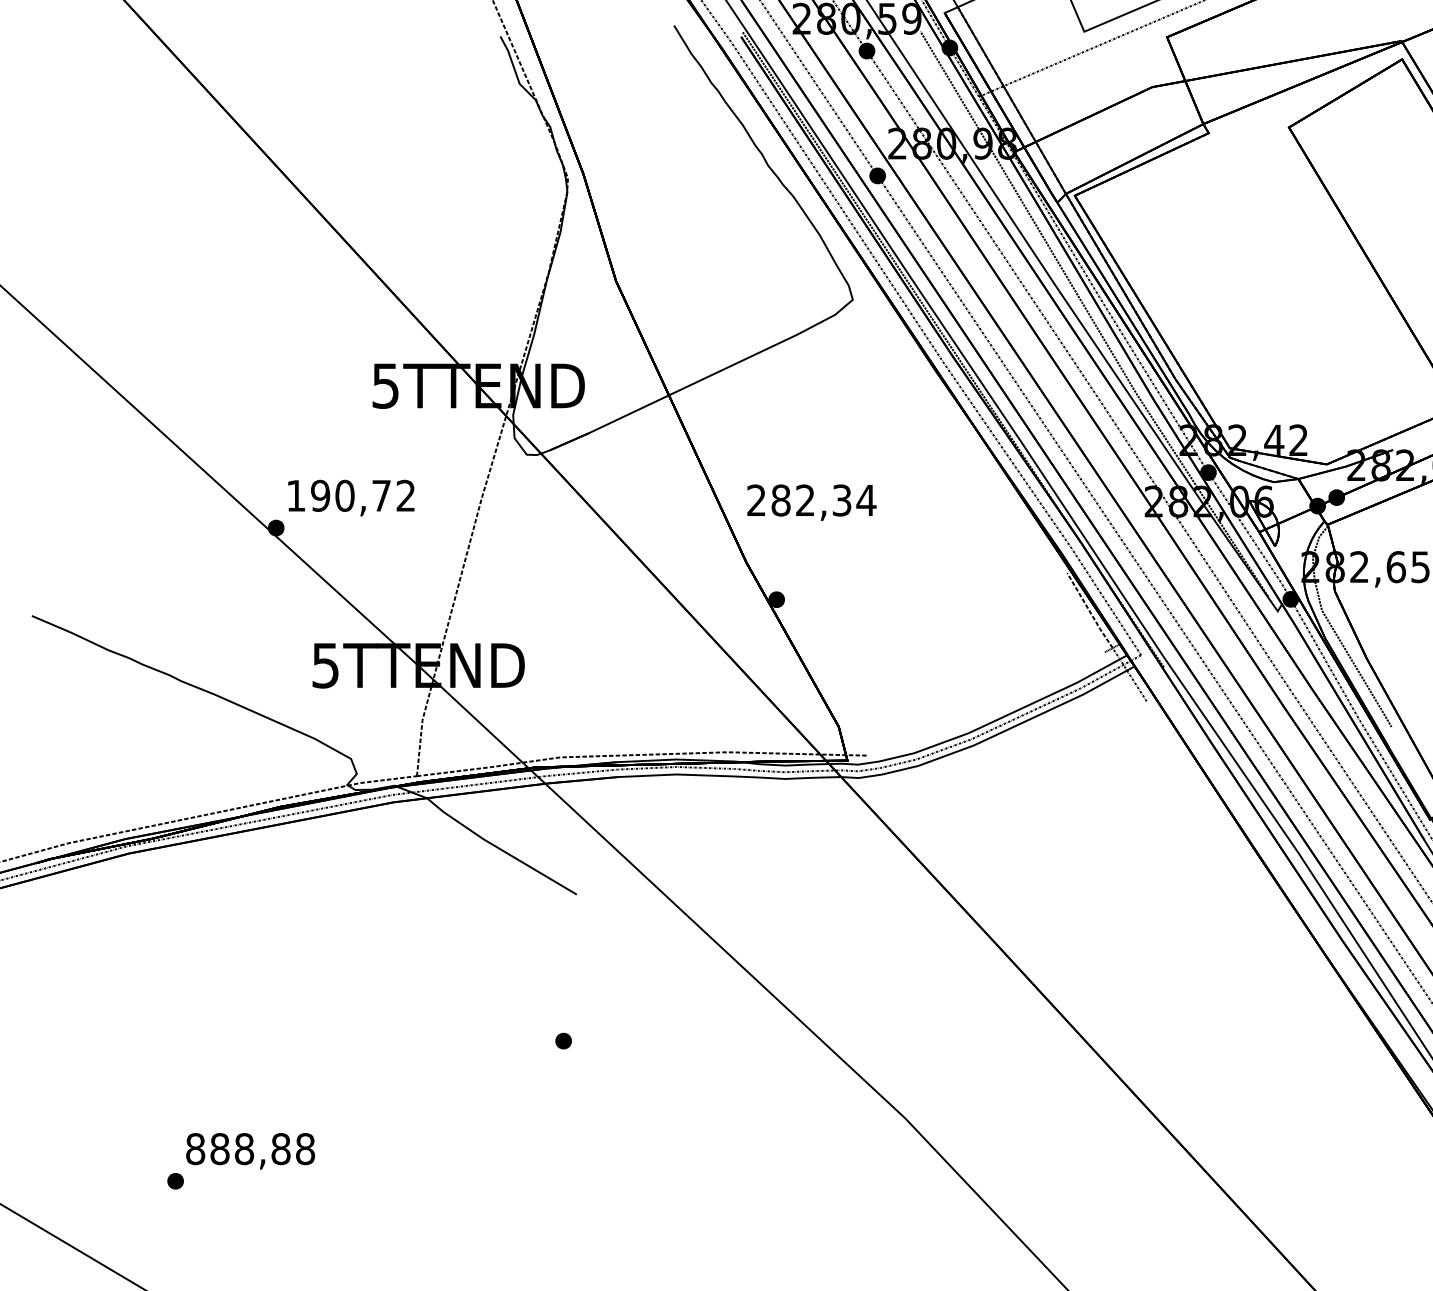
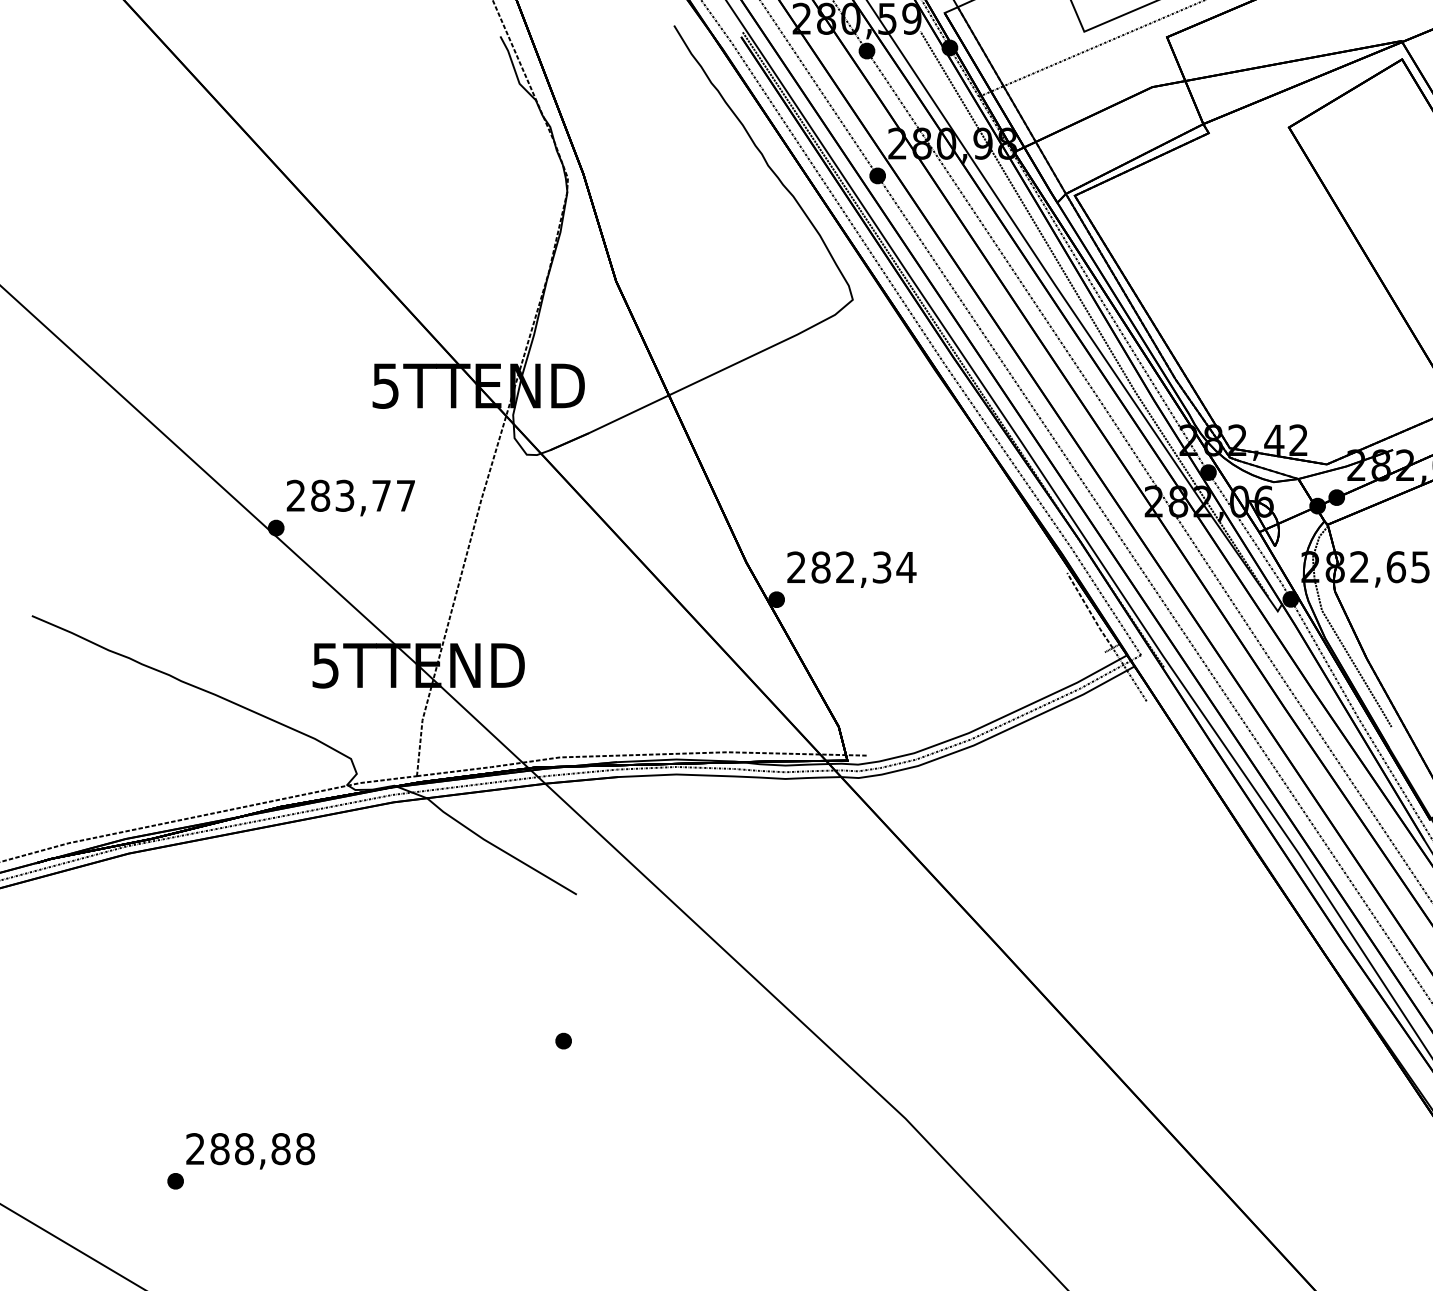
text: 190,72 -> 283,77 (350, 495)
text position: (811, 502) -> (851, 569) (851, 569)
text: 888,88 -> 288,88 (195, 1149)
